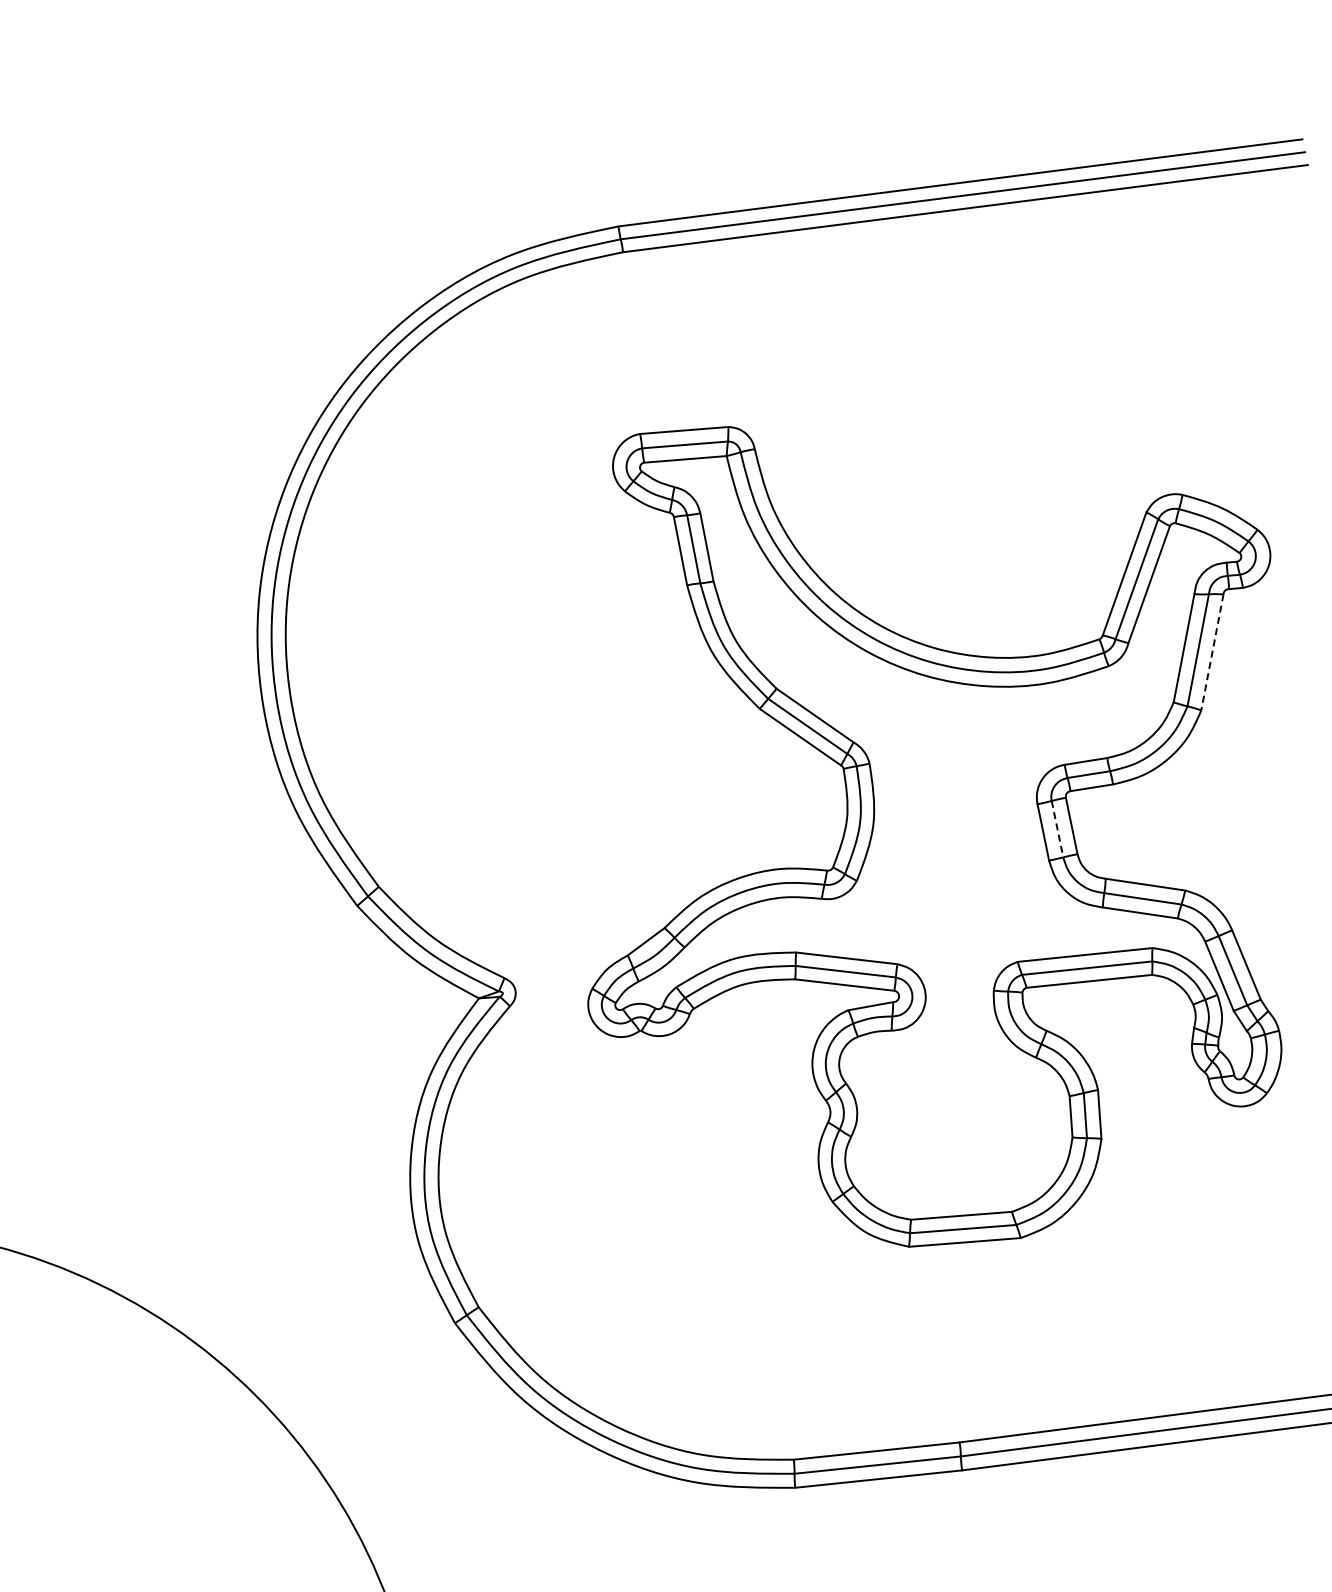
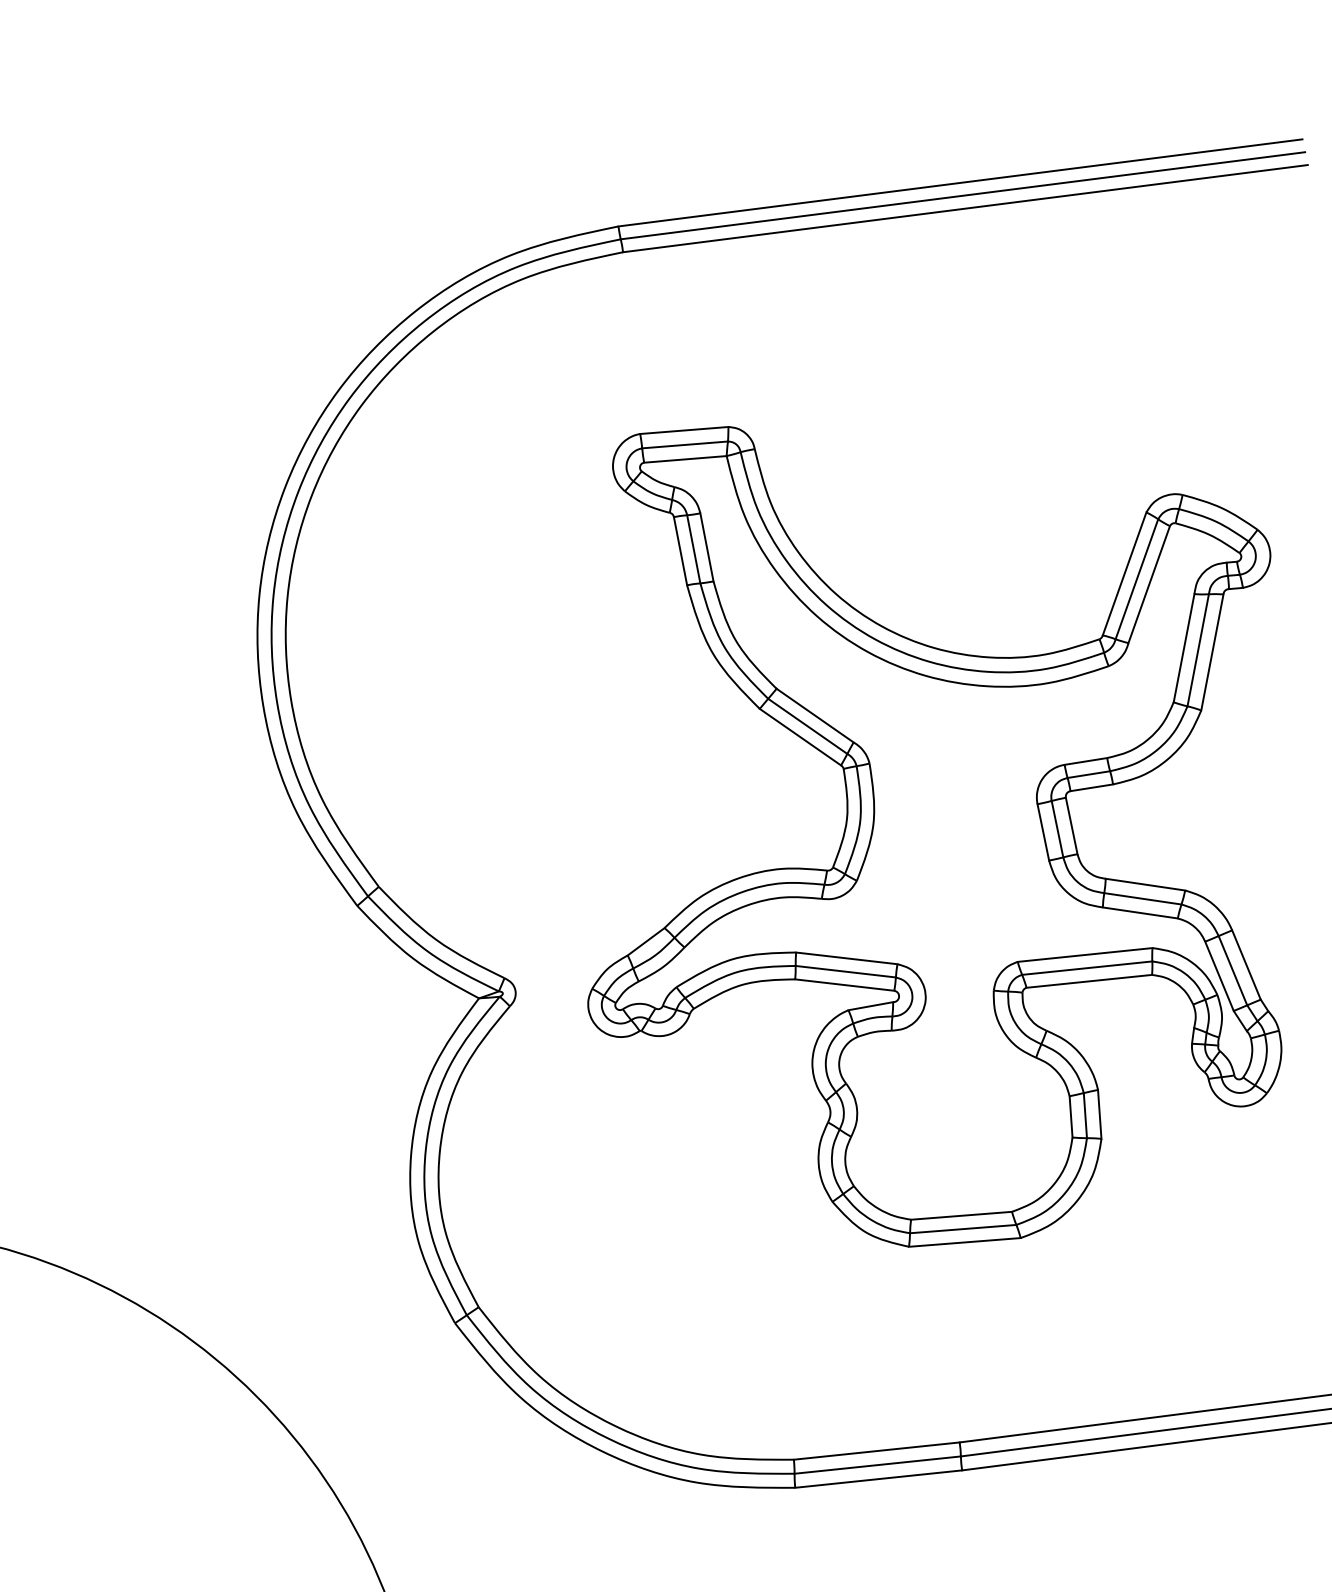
line: dashed -> solid (1212, 652)
line: dashed -> solid (1057, 829)
